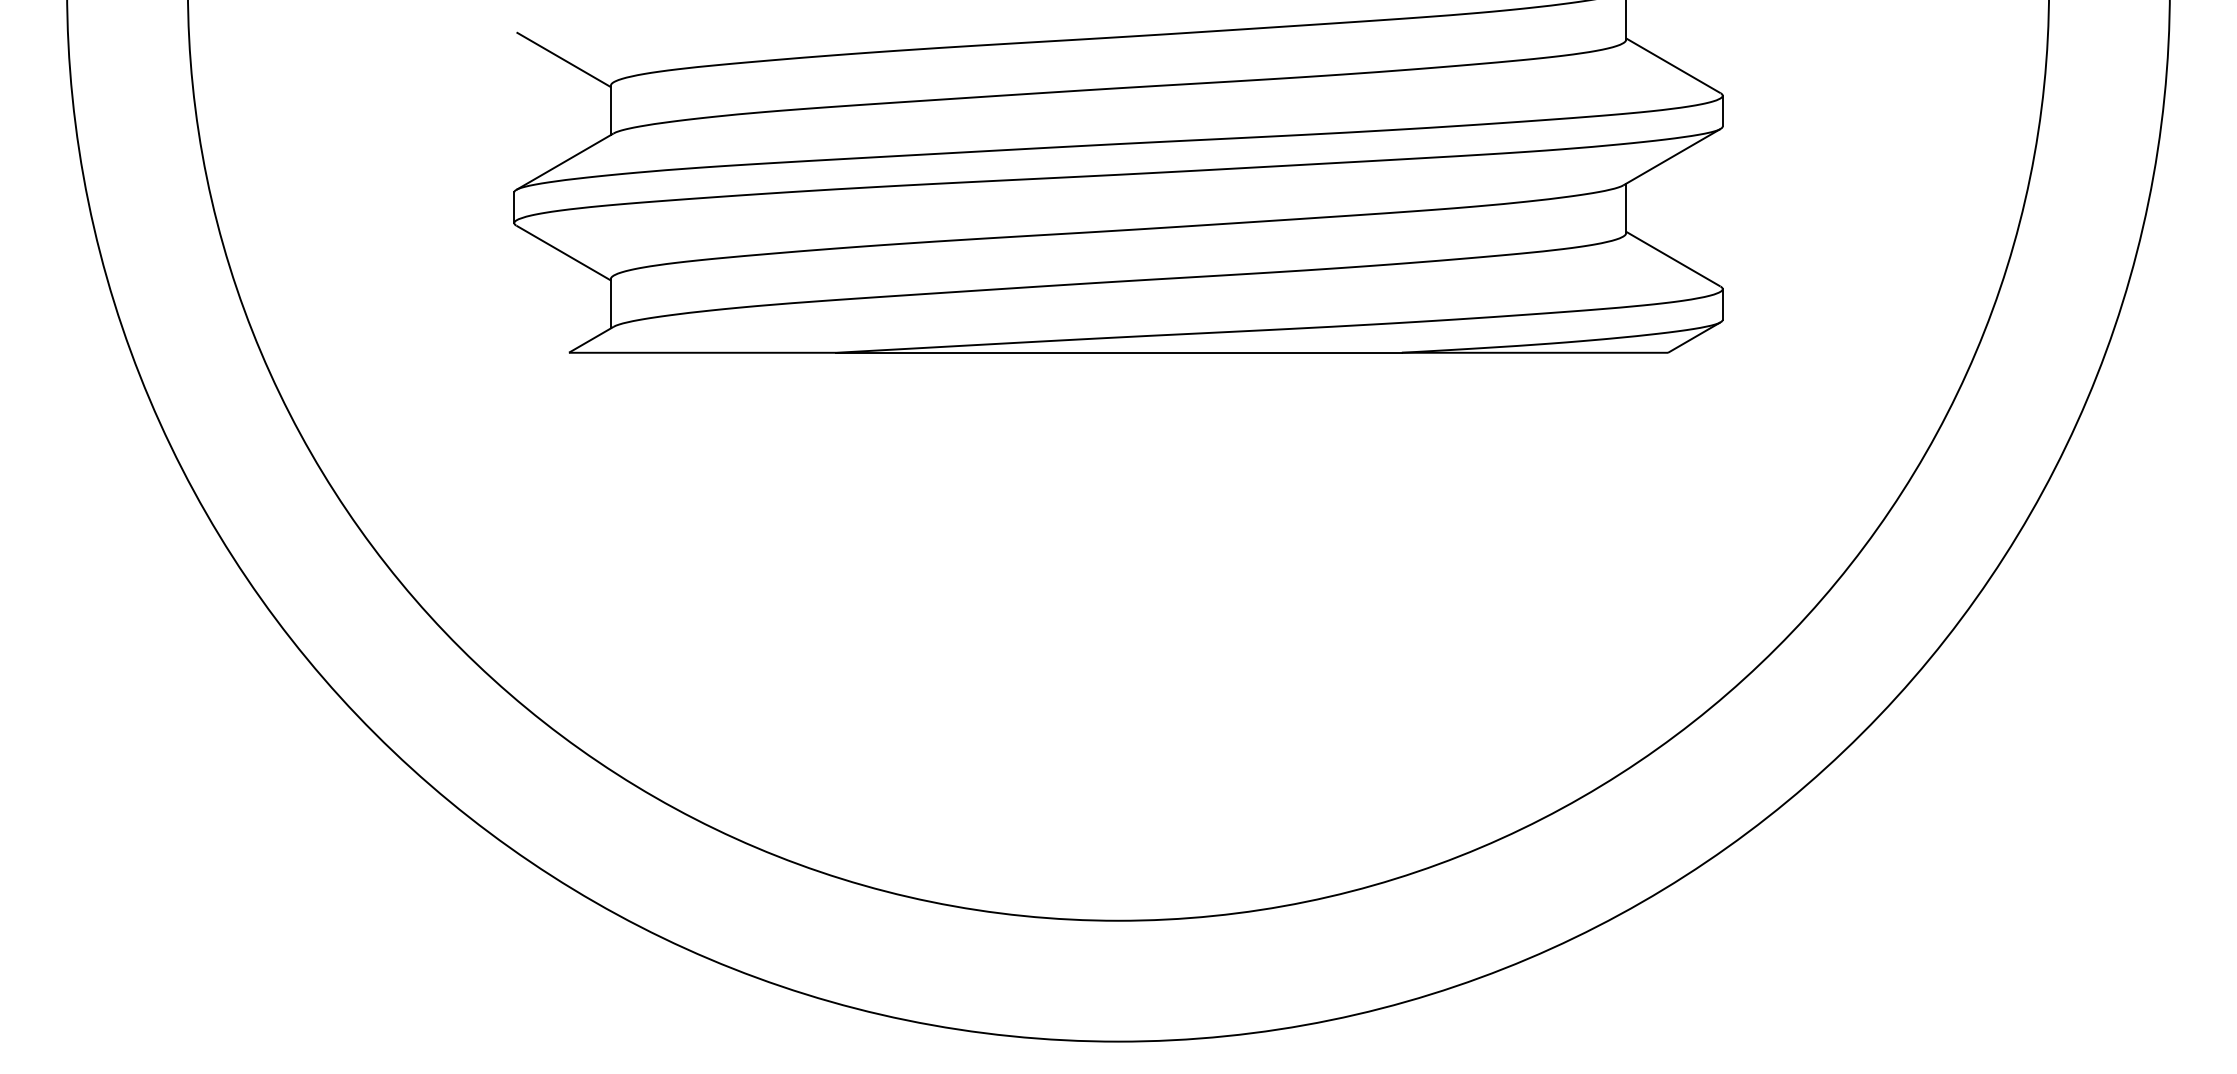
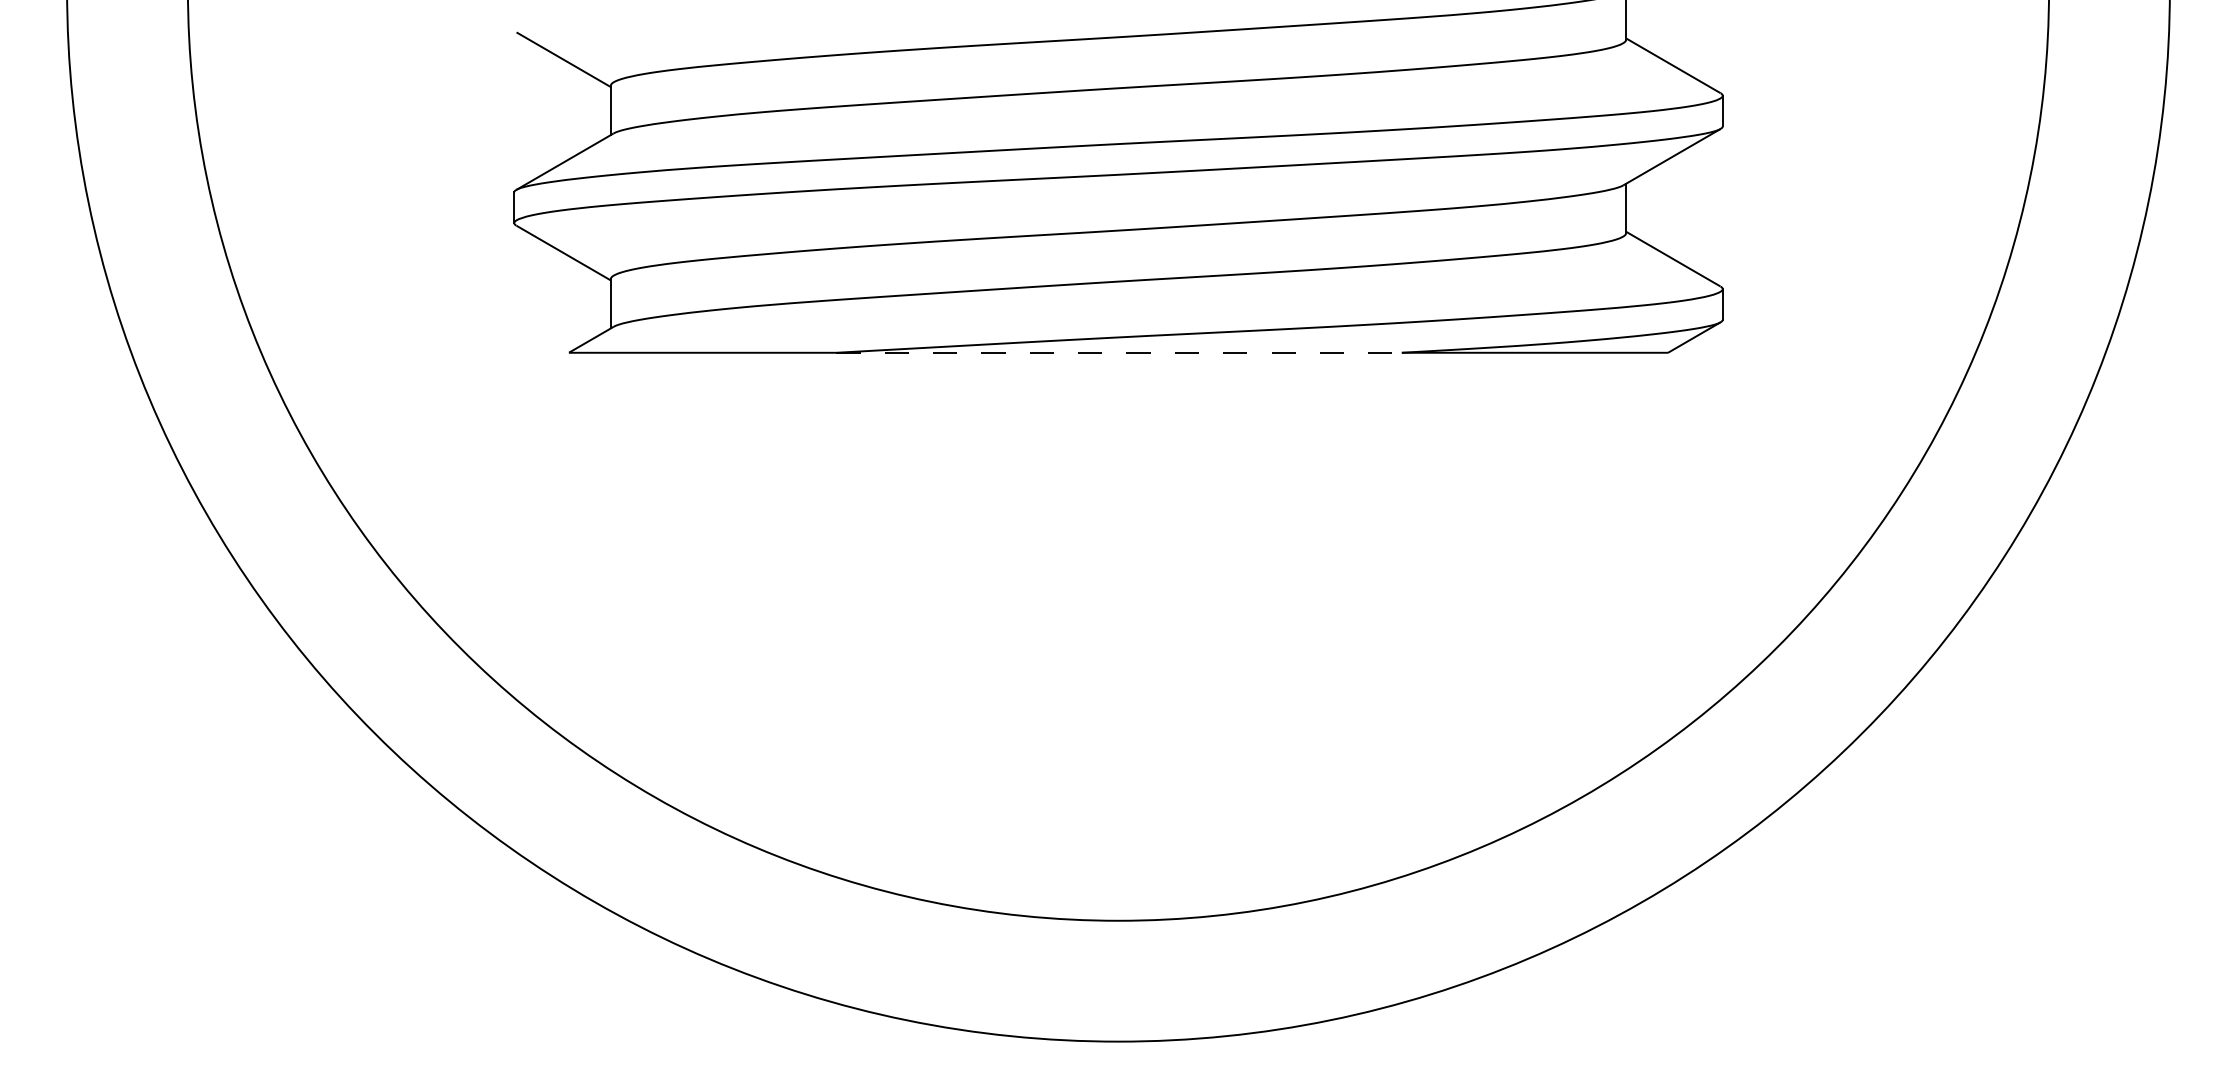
line: solid -> dashed (1119, 352)
